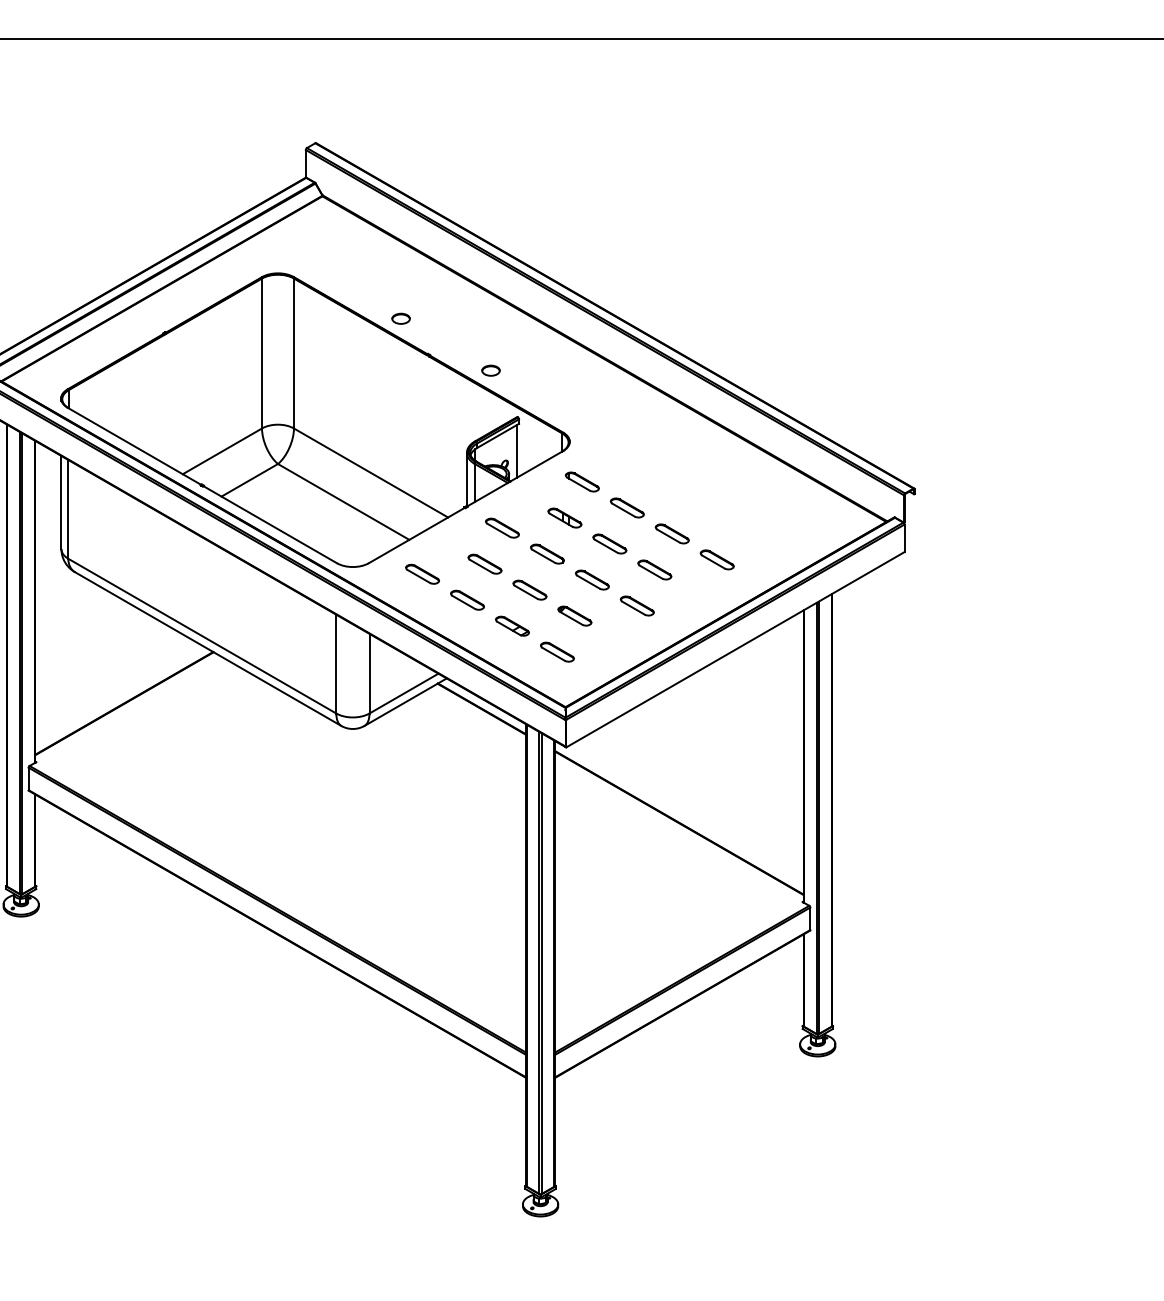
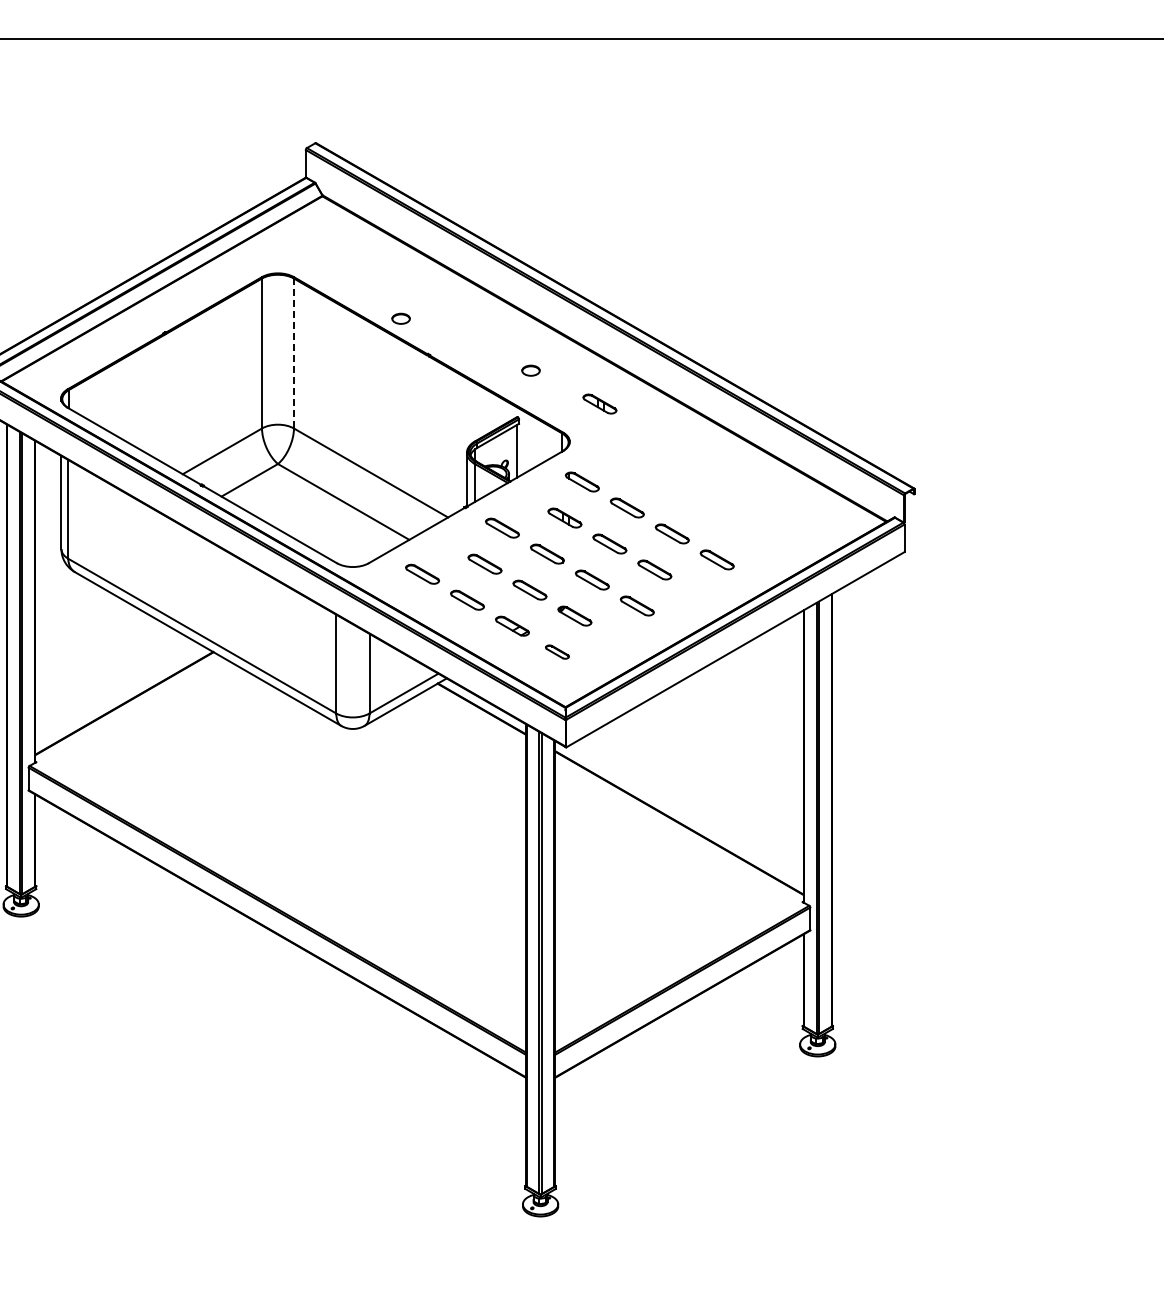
line: solid -> dashed (293, 353)
part position: (490, 370) -> (530, 370) (530, 370)
part: none -> present (599, 403)
part size: 35x22 px -> 25x16 px (557, 651)
